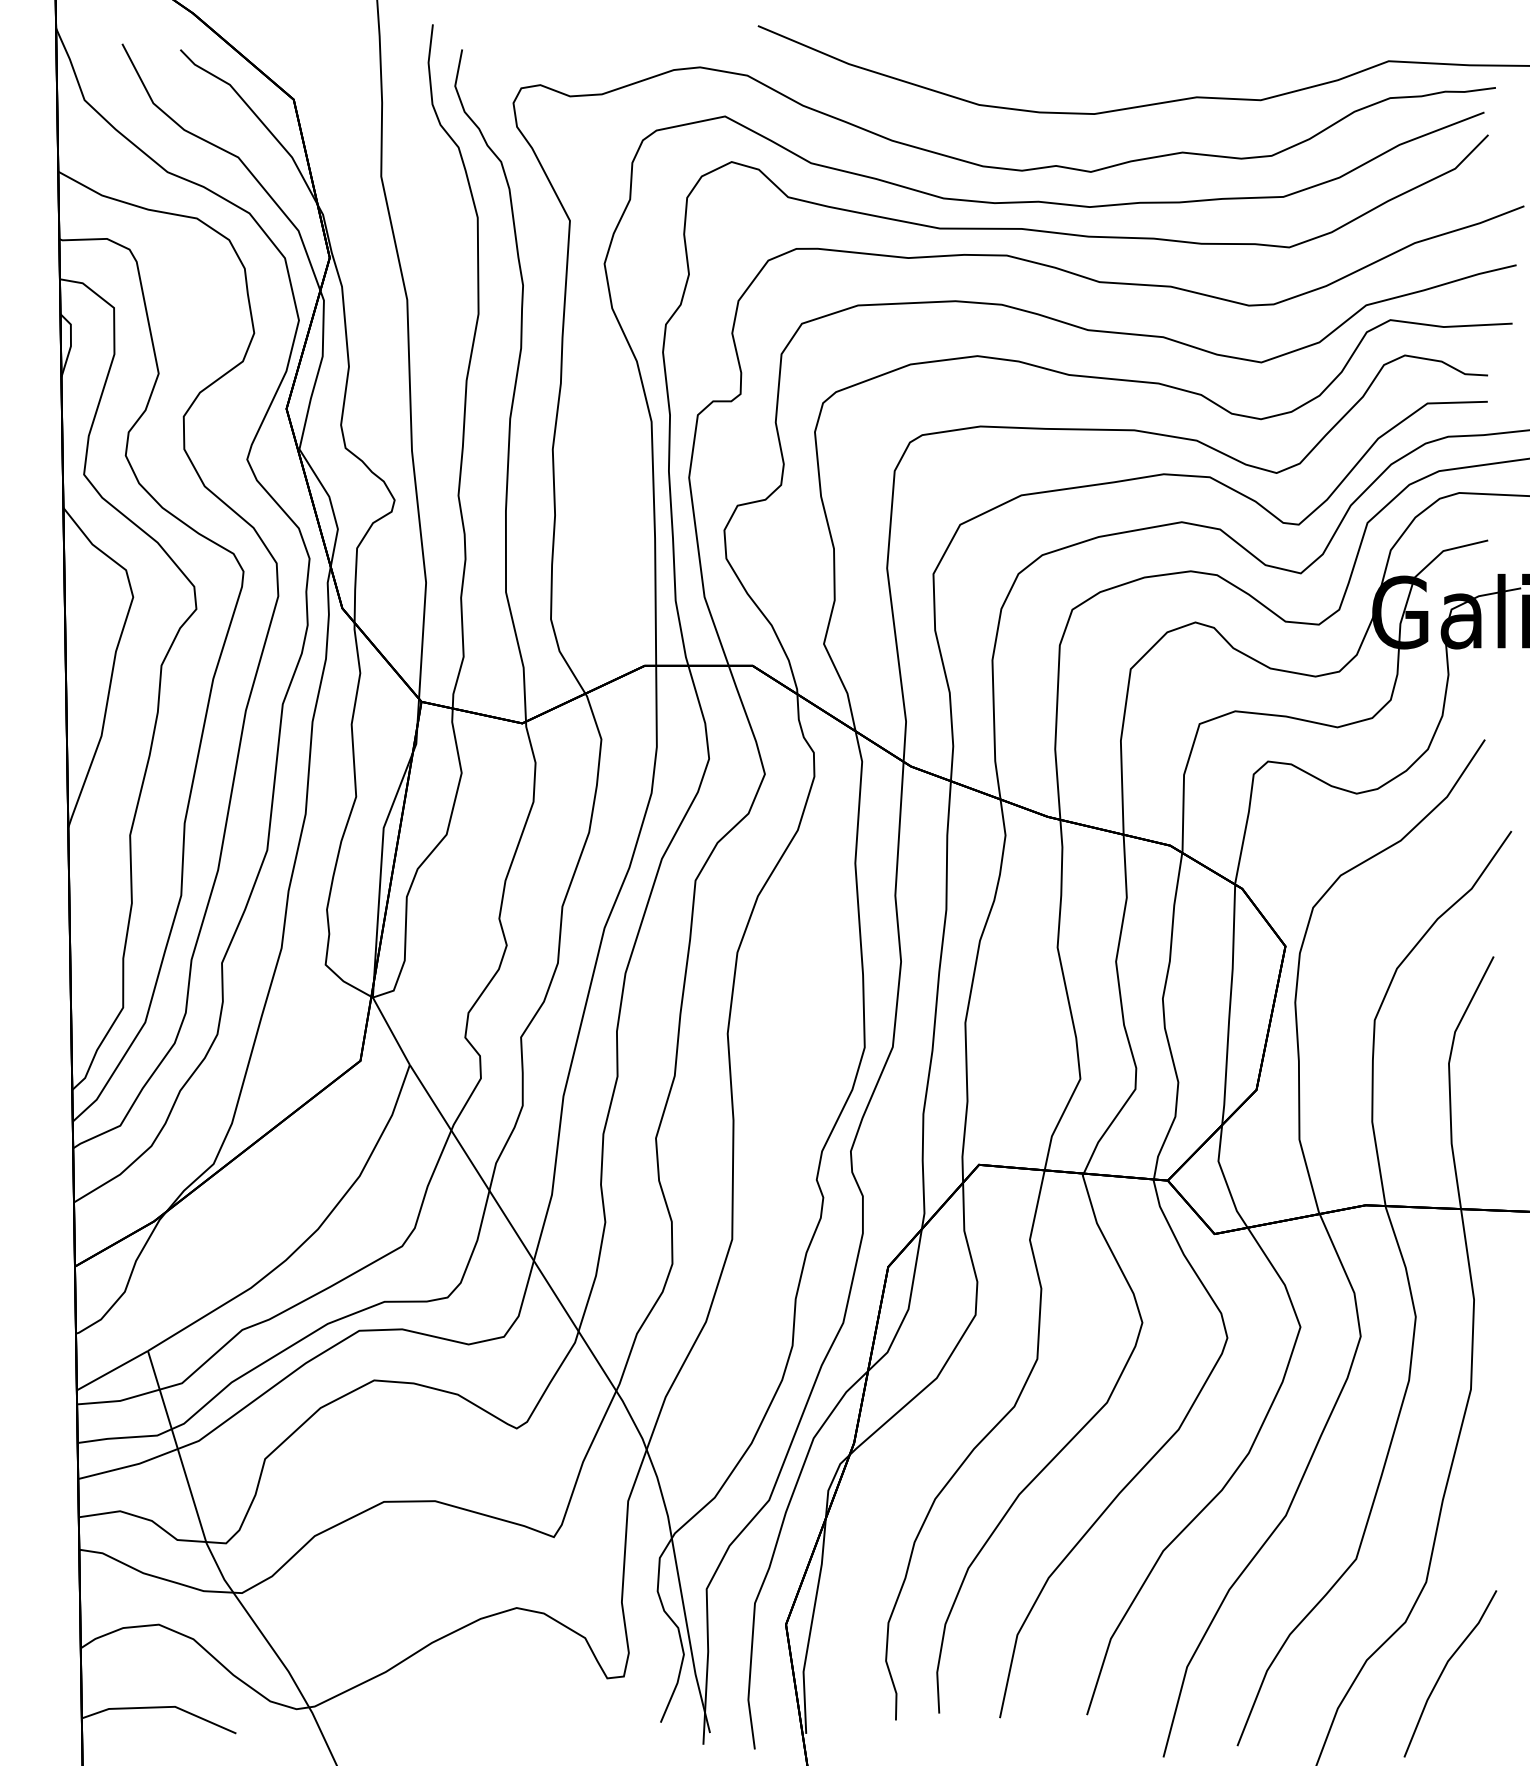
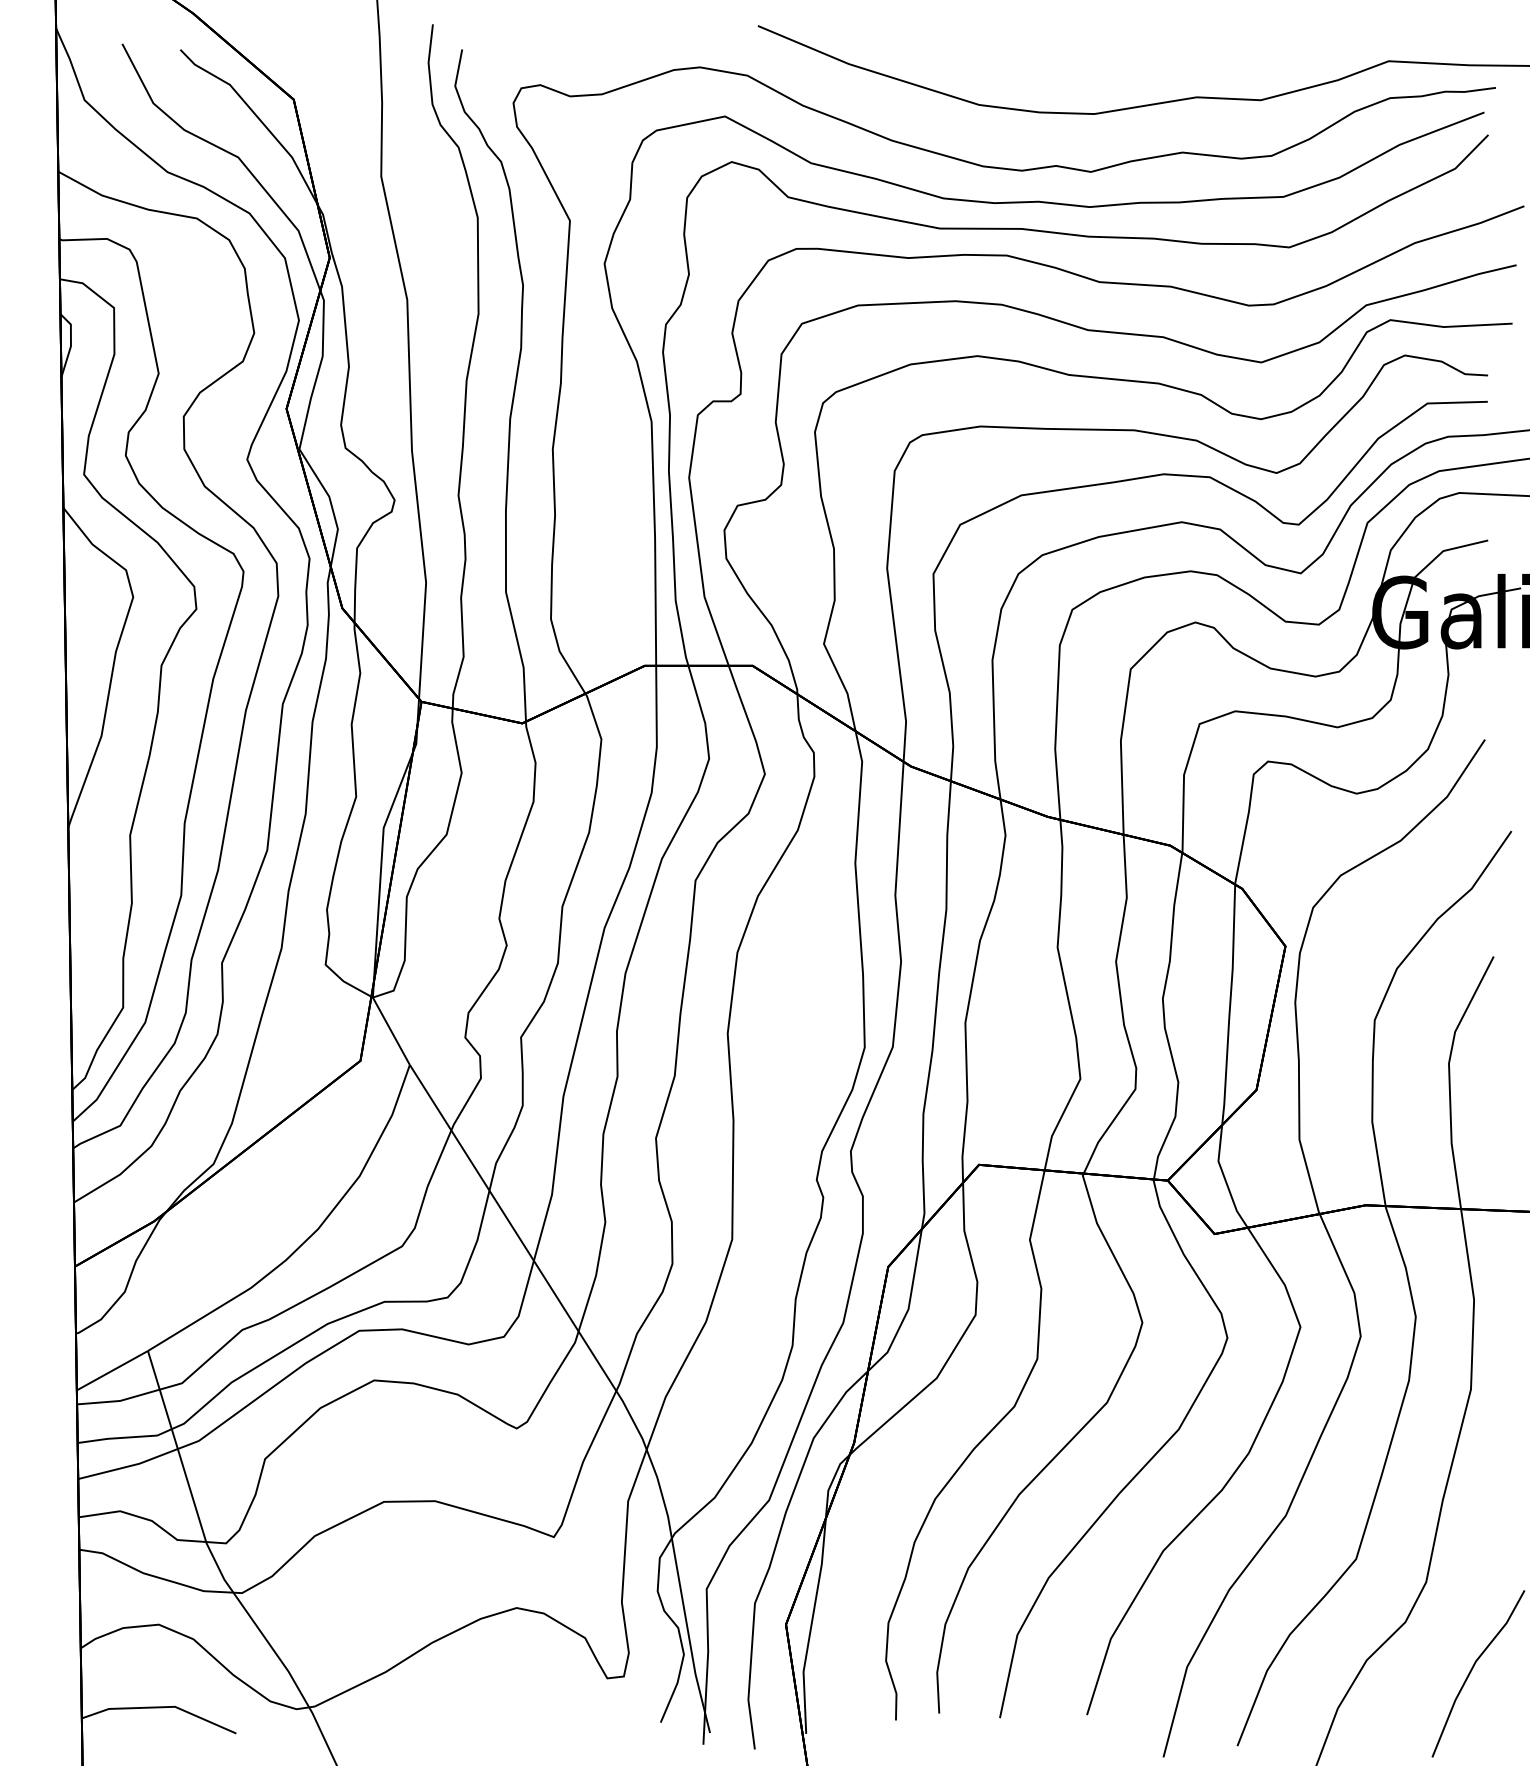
line position: (1444, 1670) -> (1472, 1670) (1472, 1670)
